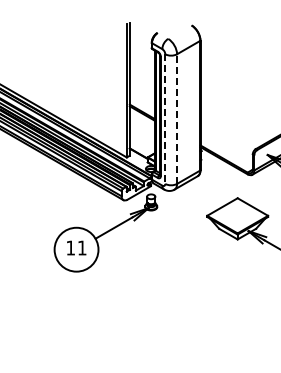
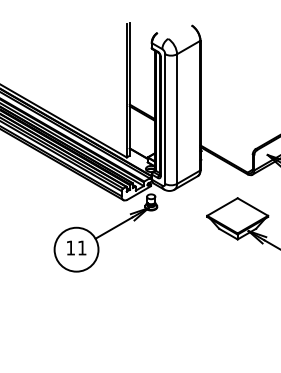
line: dashed -> solid (165, 119)
line: dashed -> solid (177, 119)
